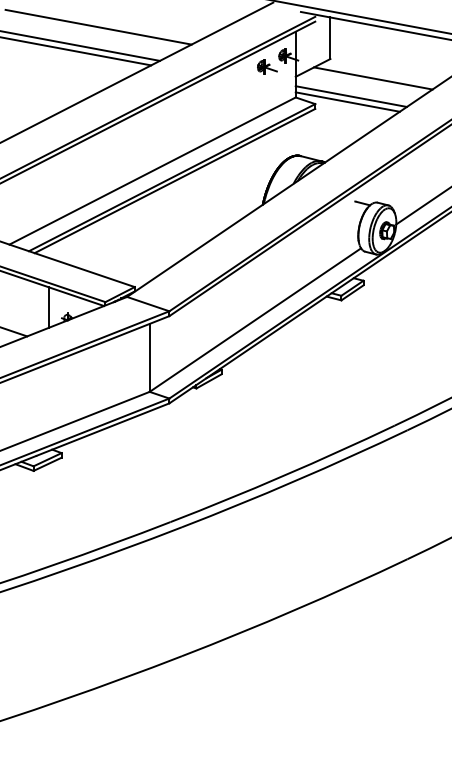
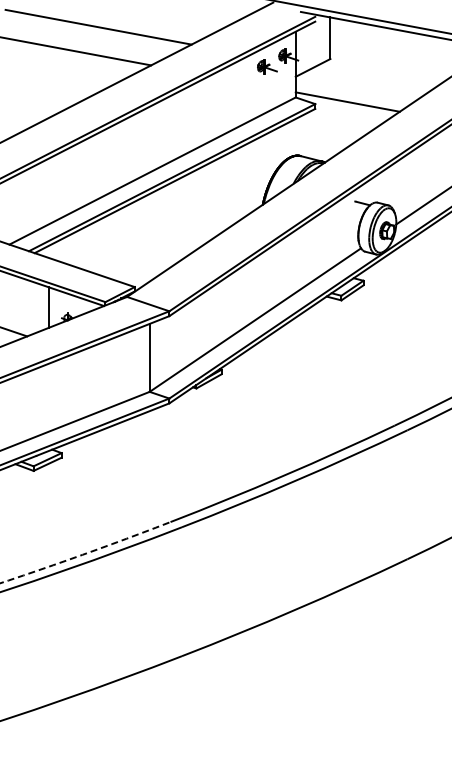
line: present -> none (80, 45)
line: present -> none (373, 78)
line: present -> none (350, 96)
arc: solid -> dashed (85, 553)
